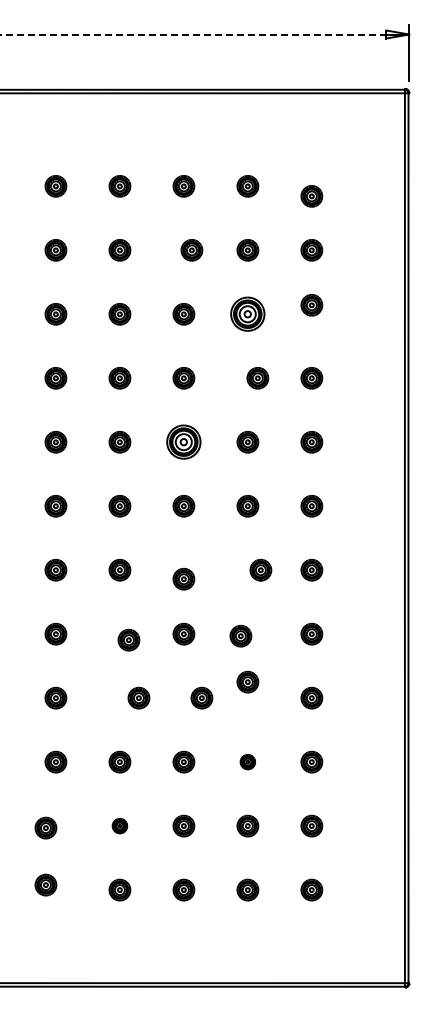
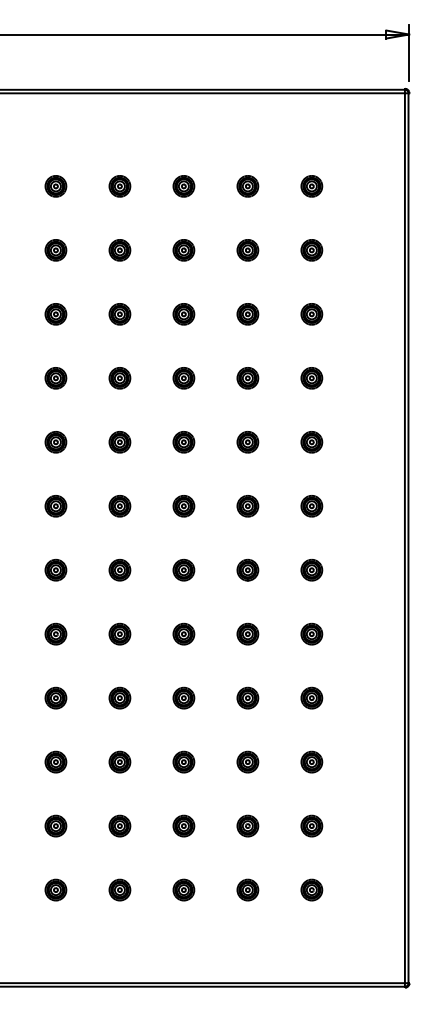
line: dashed -> solid (204, 34)
part position: (311, 196) -> (311, 186) (311, 186)
part position: (191, 250) -> (183, 250) (183, 250)
part position: (311, 305) -> (311, 314) (311, 314)
part size: 36x36 px -> 24x23 px (247, 314)
part position: (257, 378) -> (247, 378) (247, 378)
part size: 36x36 px -> 24x23 px (183, 442)
part position: (260, 569) -> (247, 569) (247, 569)
part position: (183, 578) -> (183, 569) (183, 569)
part position: (240, 635) -> (247, 633) (247, 633)
part position: (128, 639) -> (119, 633) (119, 633)
part position: (247, 681) -> (247, 697) (247, 697)
part position: (138, 697) -> (119, 697) (119, 697)
part position: (201, 697) -> (183, 697) (183, 697)
part size: 18x17 px -> 24x24 px (247, 761)
part size: 18x18 px -> 24x24 px (119, 825)
part position: (45, 827) -> (55, 825) (55, 825)
part position: (45, 884) -> (55, 889) (55, 889)
